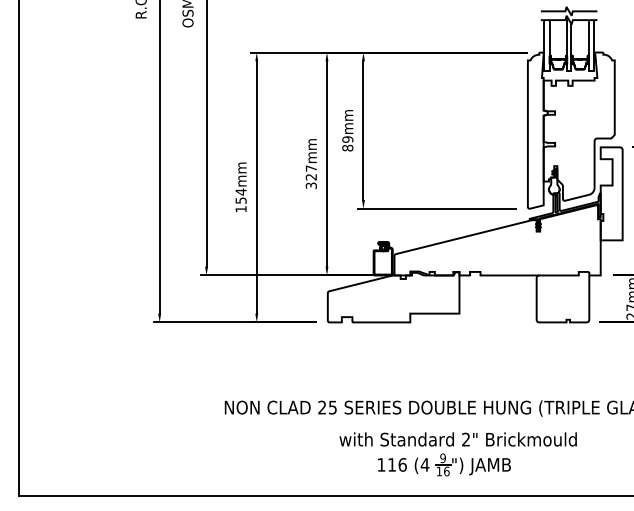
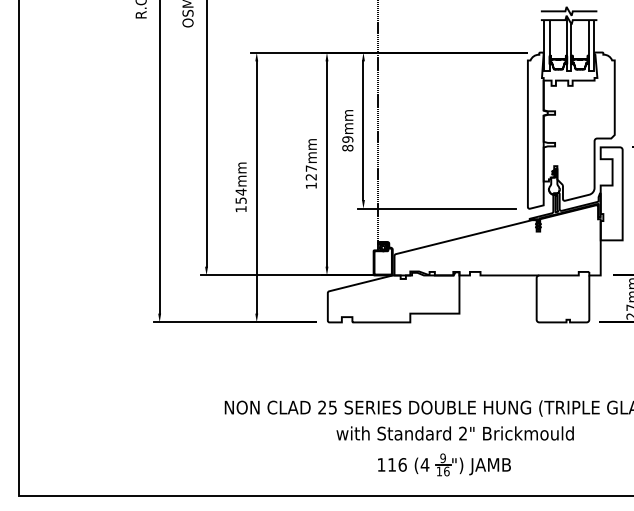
line: none -> present (377, 125)
text: 327mm -> 127mm (310, 185)
text position: (457, 439) -> (454, 433) (454, 433)
